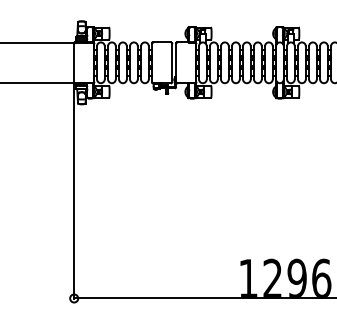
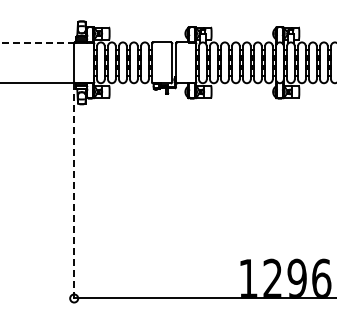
line: solid -> dashed (37, 42)
line: solid -> dashed (74, 191)
